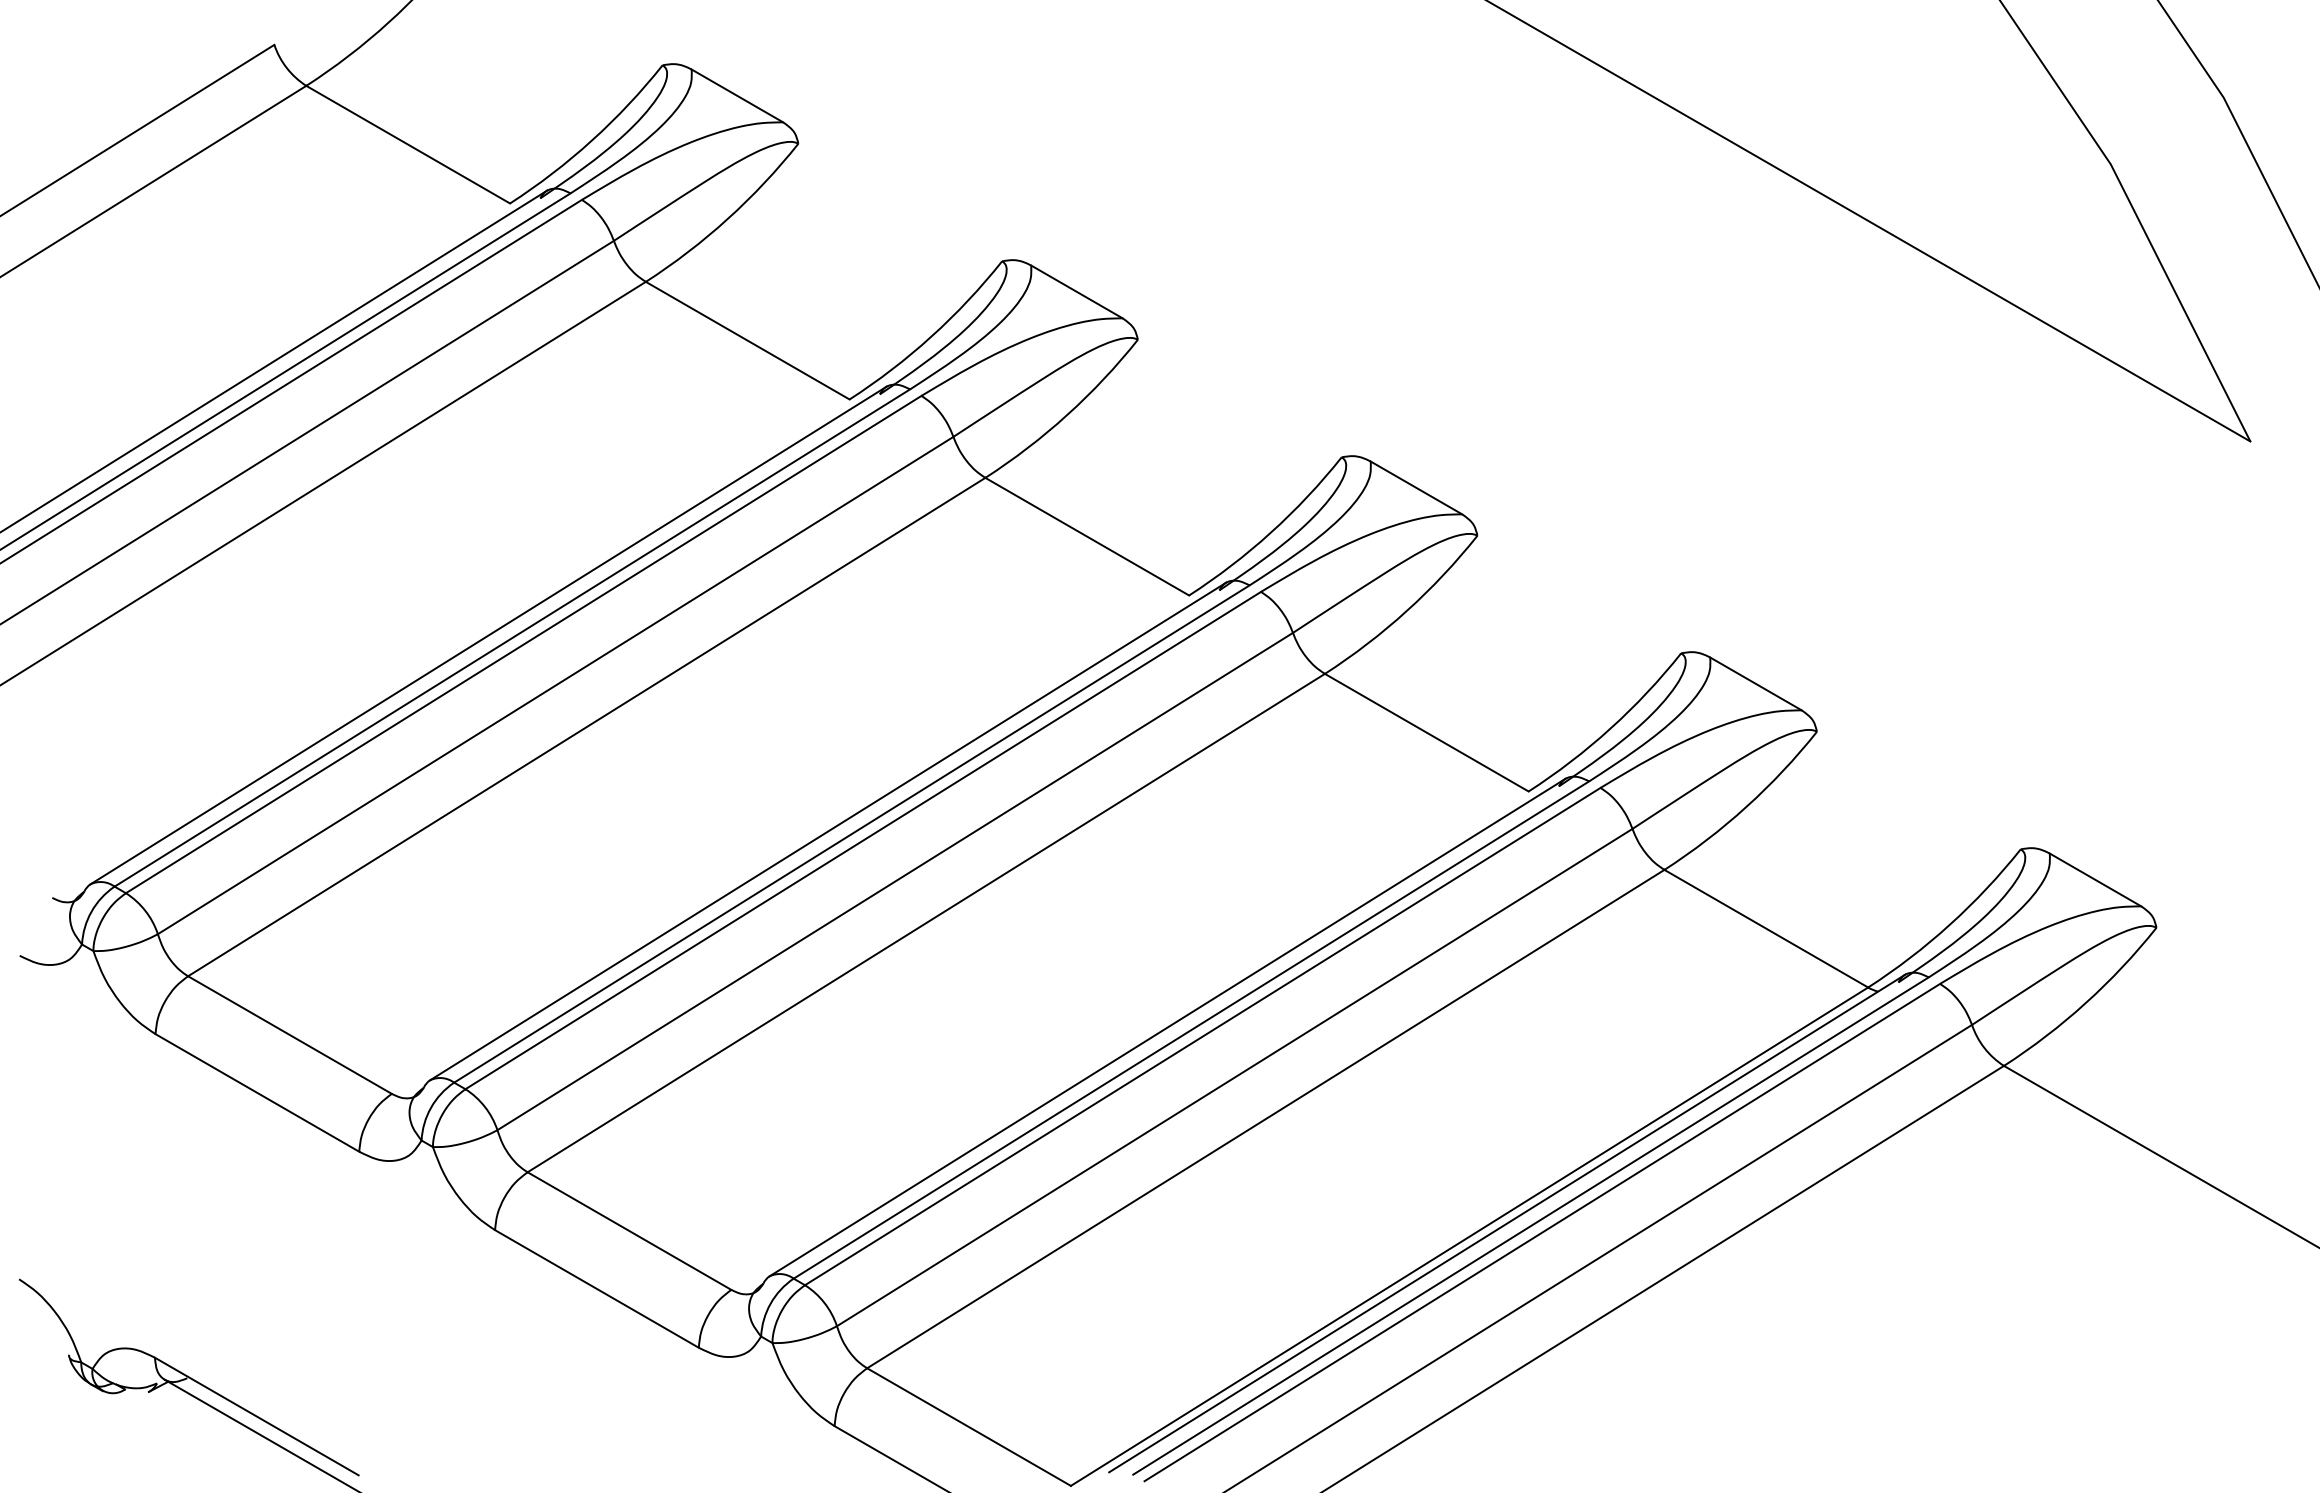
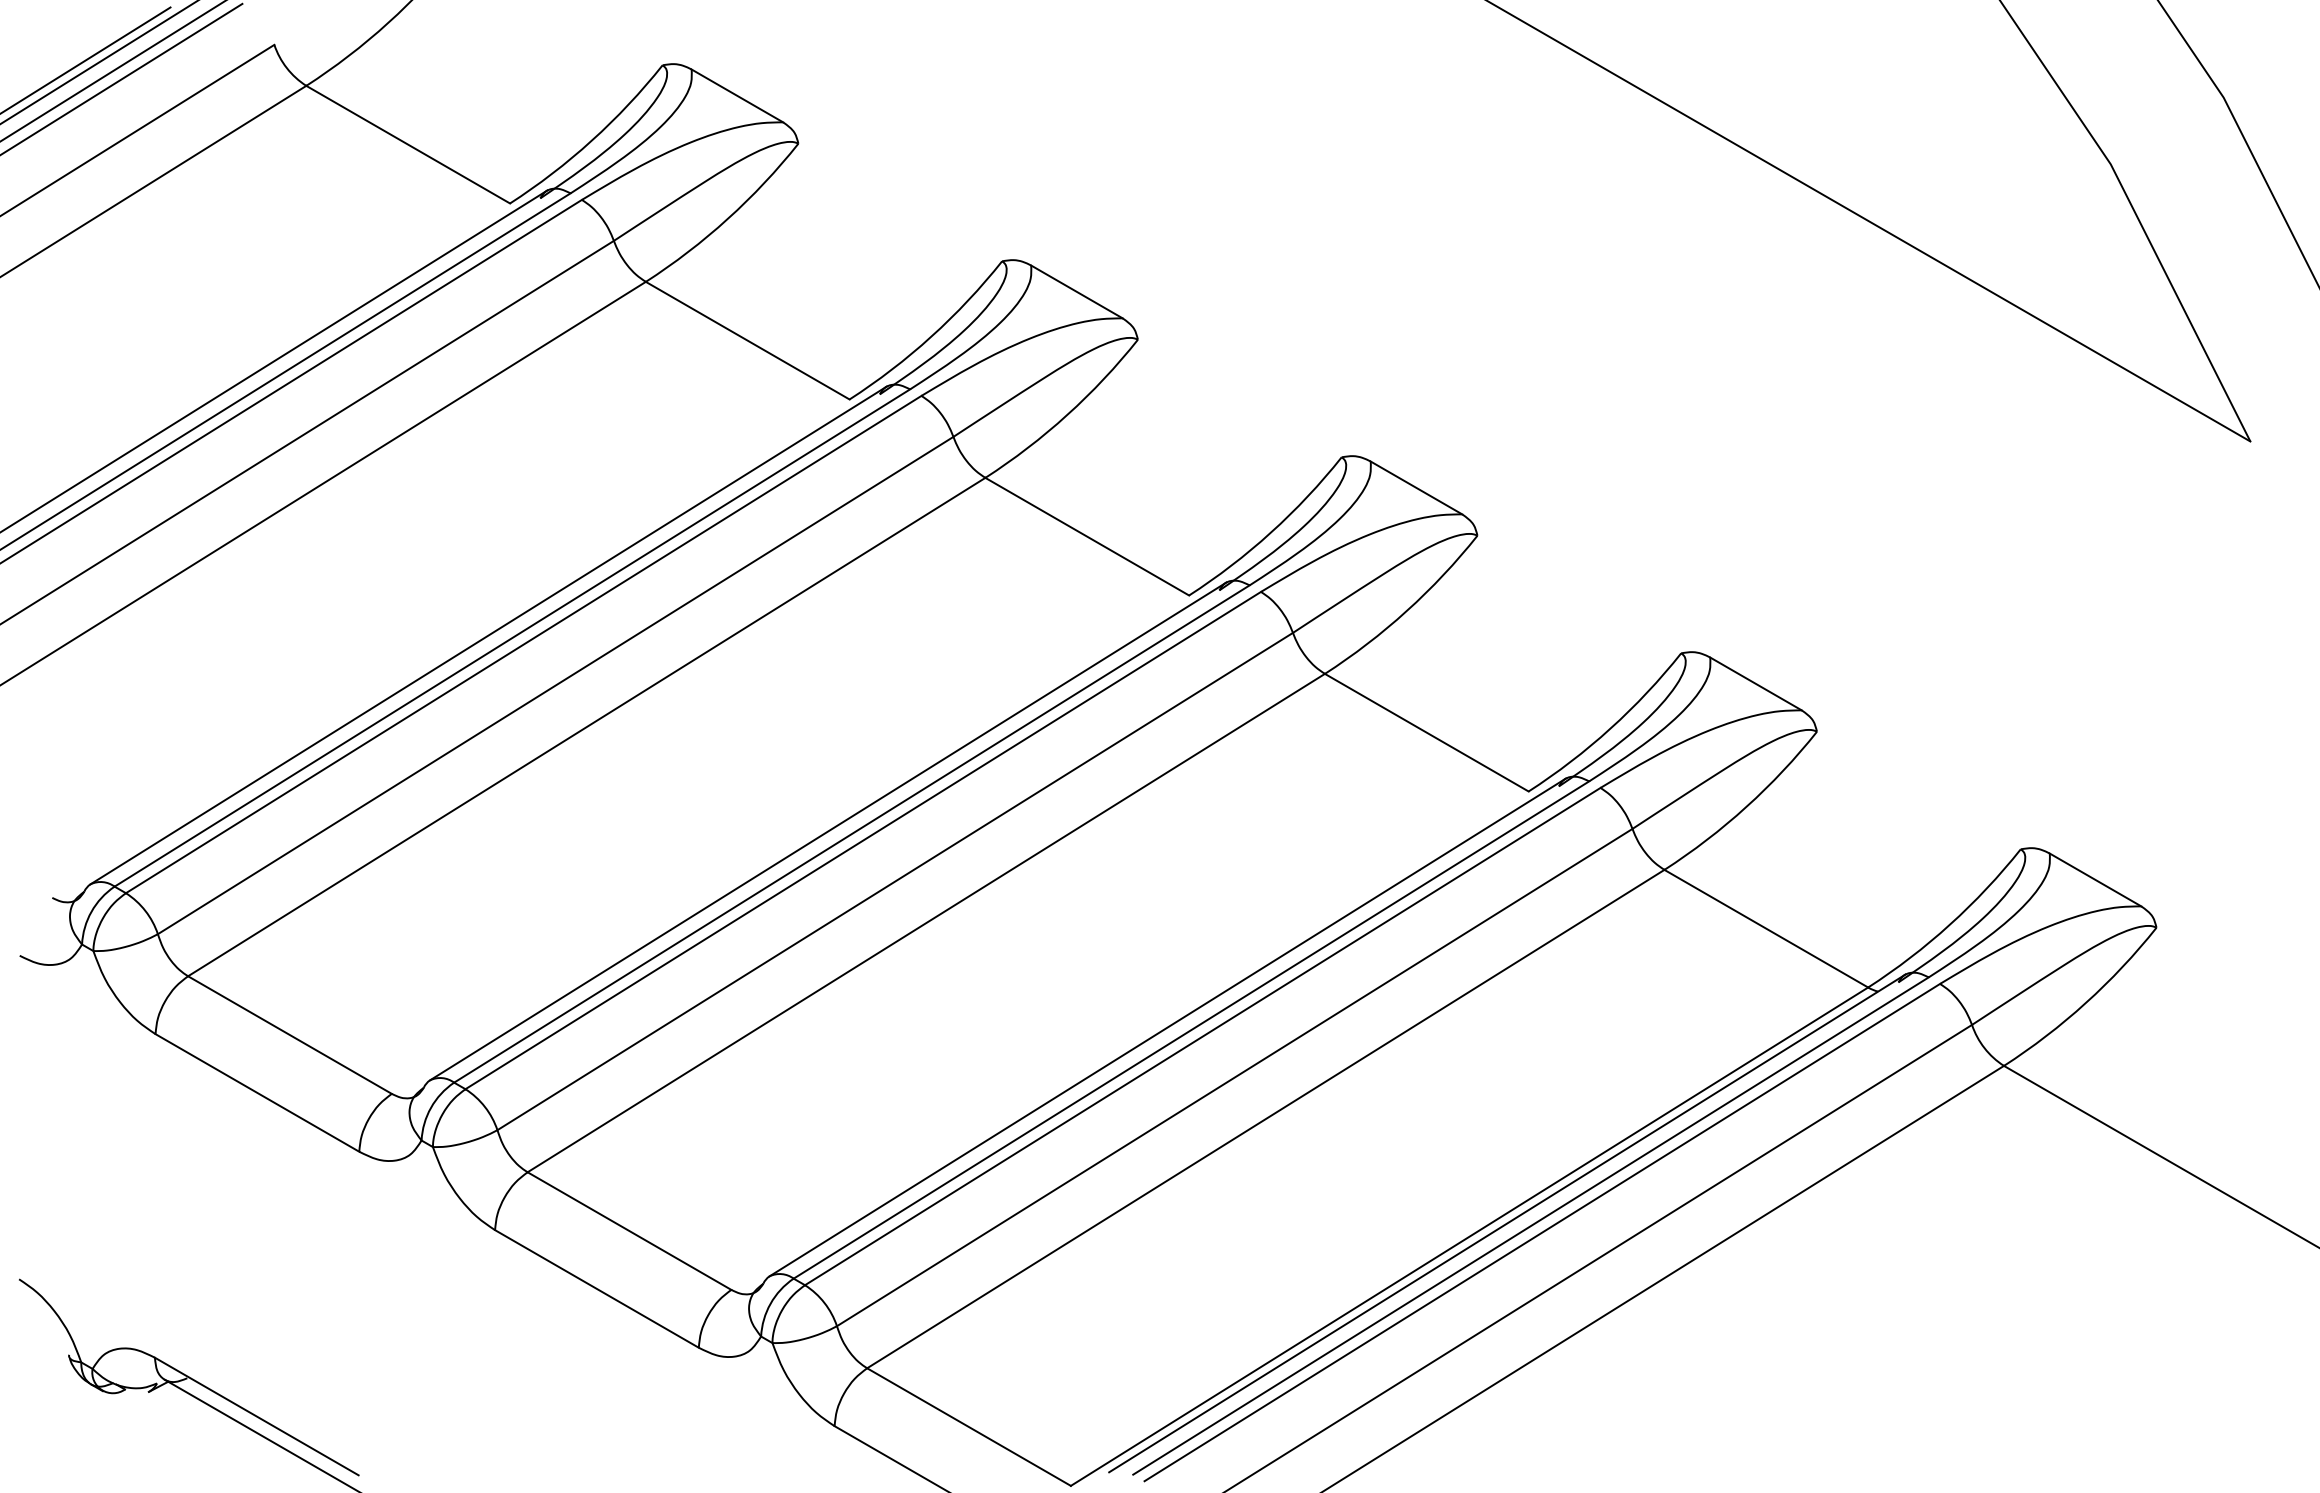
line: none -> present (86, 59)
line: none -> present (98, 62)
line: none -> present (112, 71)
line: none -> present (122, 78)
